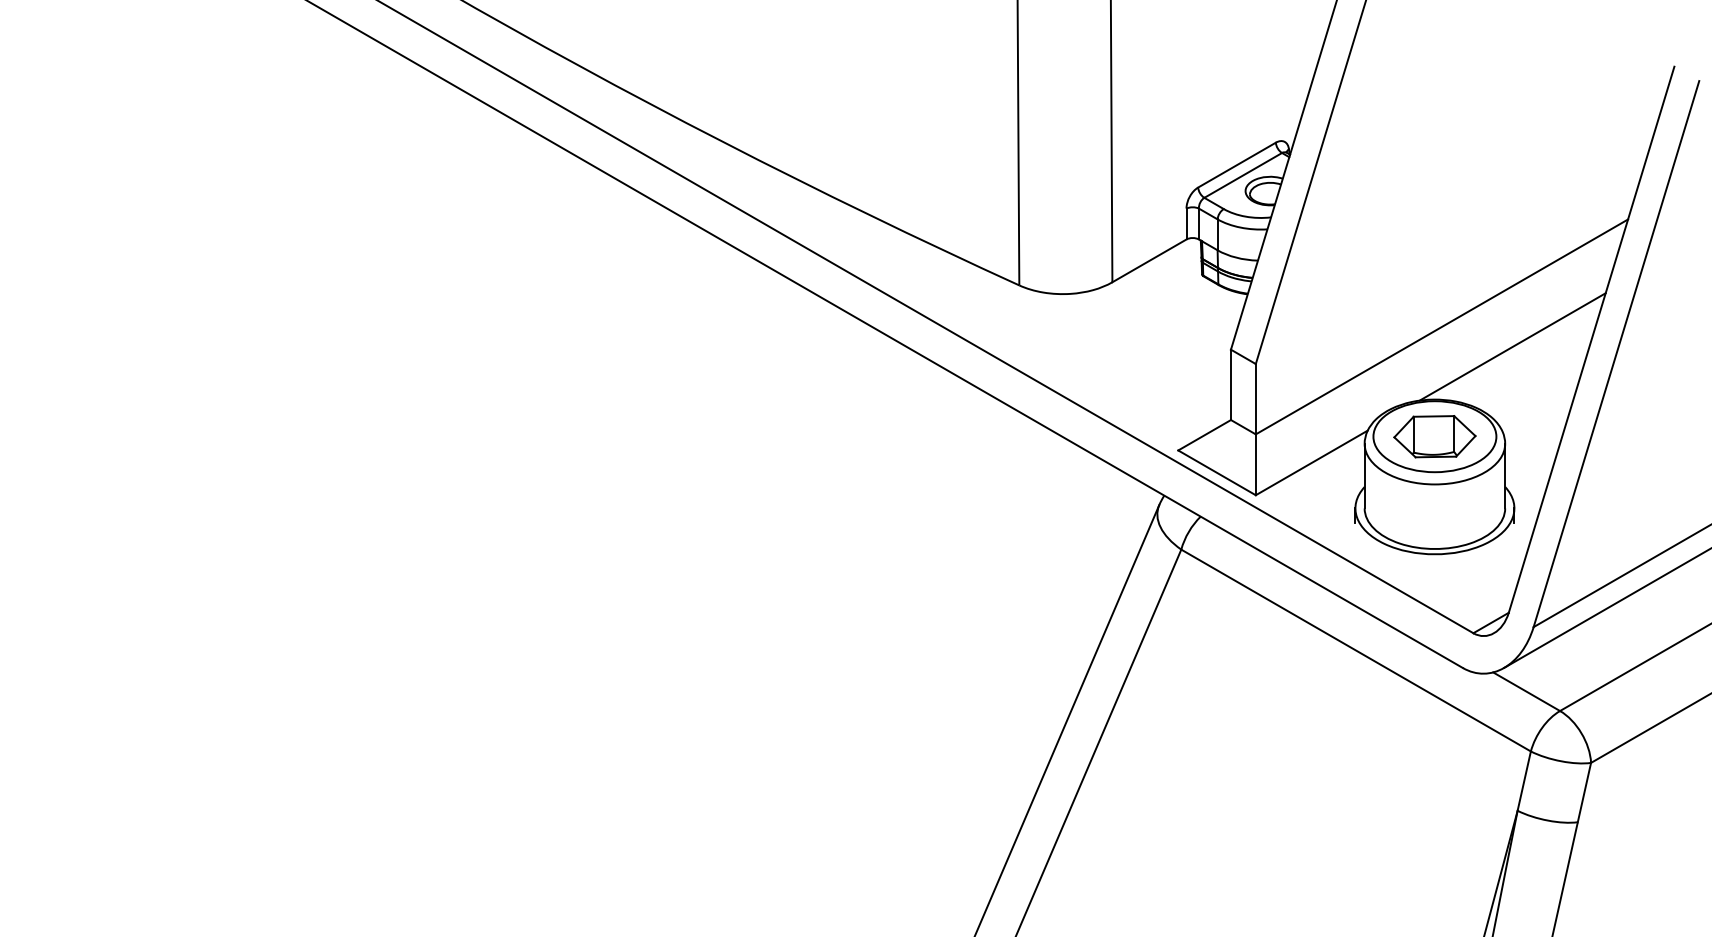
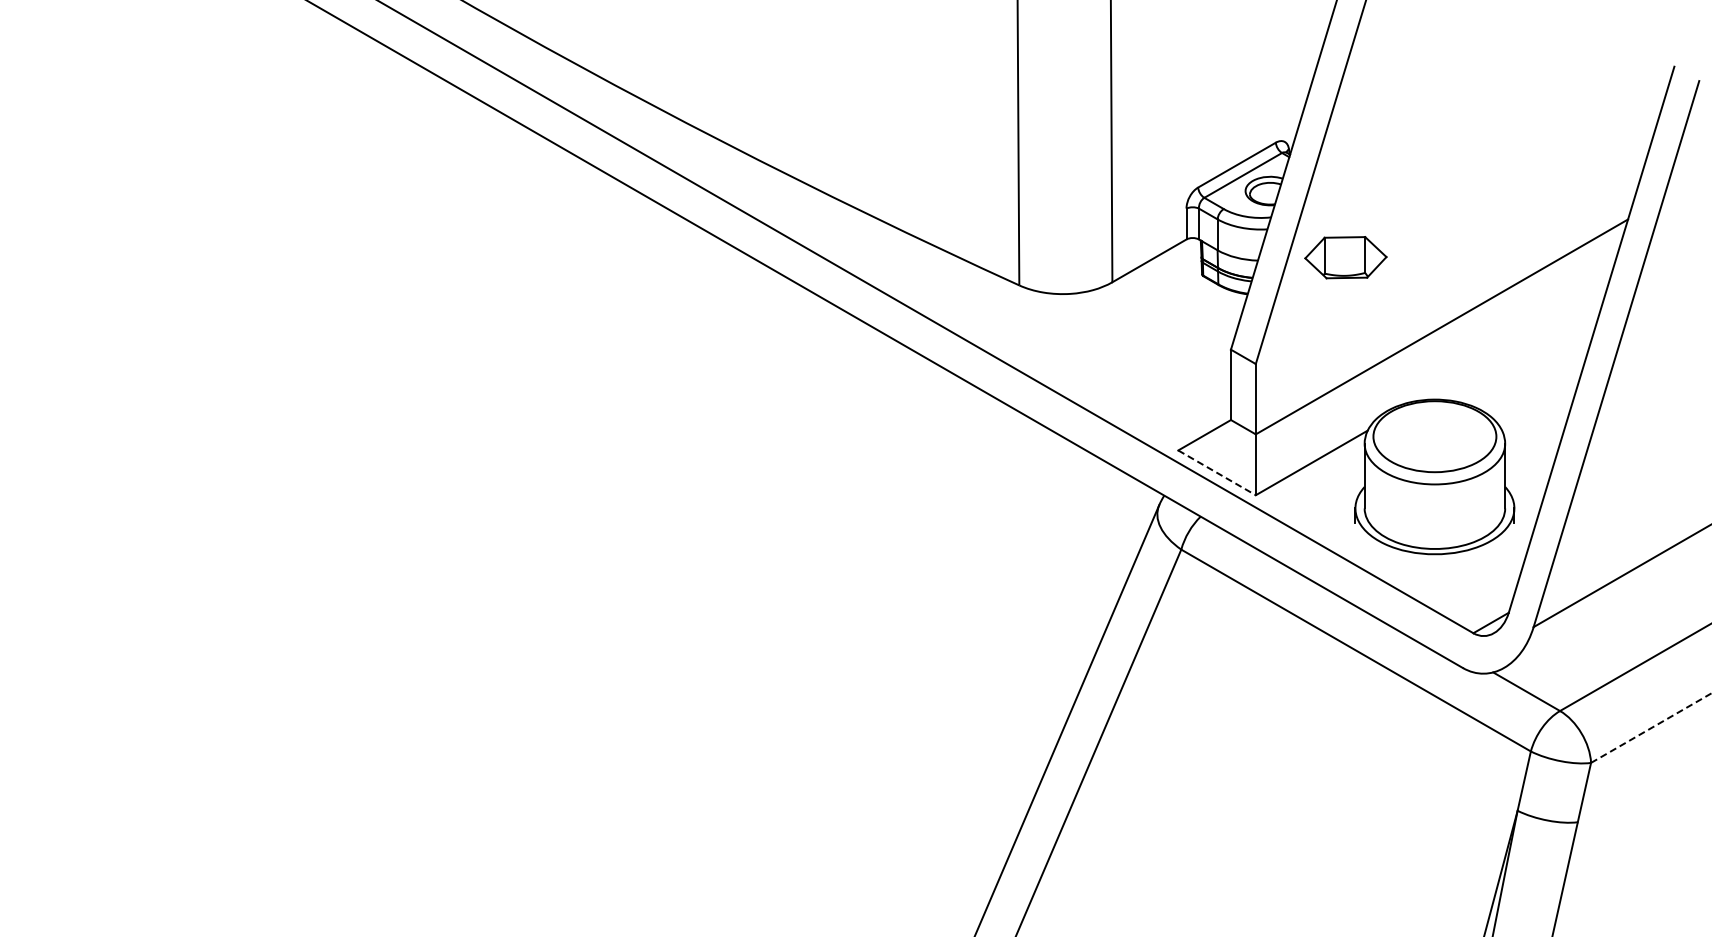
line: present -> none (1512, 346)
part position: (1434, 436) -> (1345, 257) (1345, 257)
line: solid -> dashed (1217, 472)
line: present -> none (1606, 608)
line: solid -> dashed (1651, 727)
